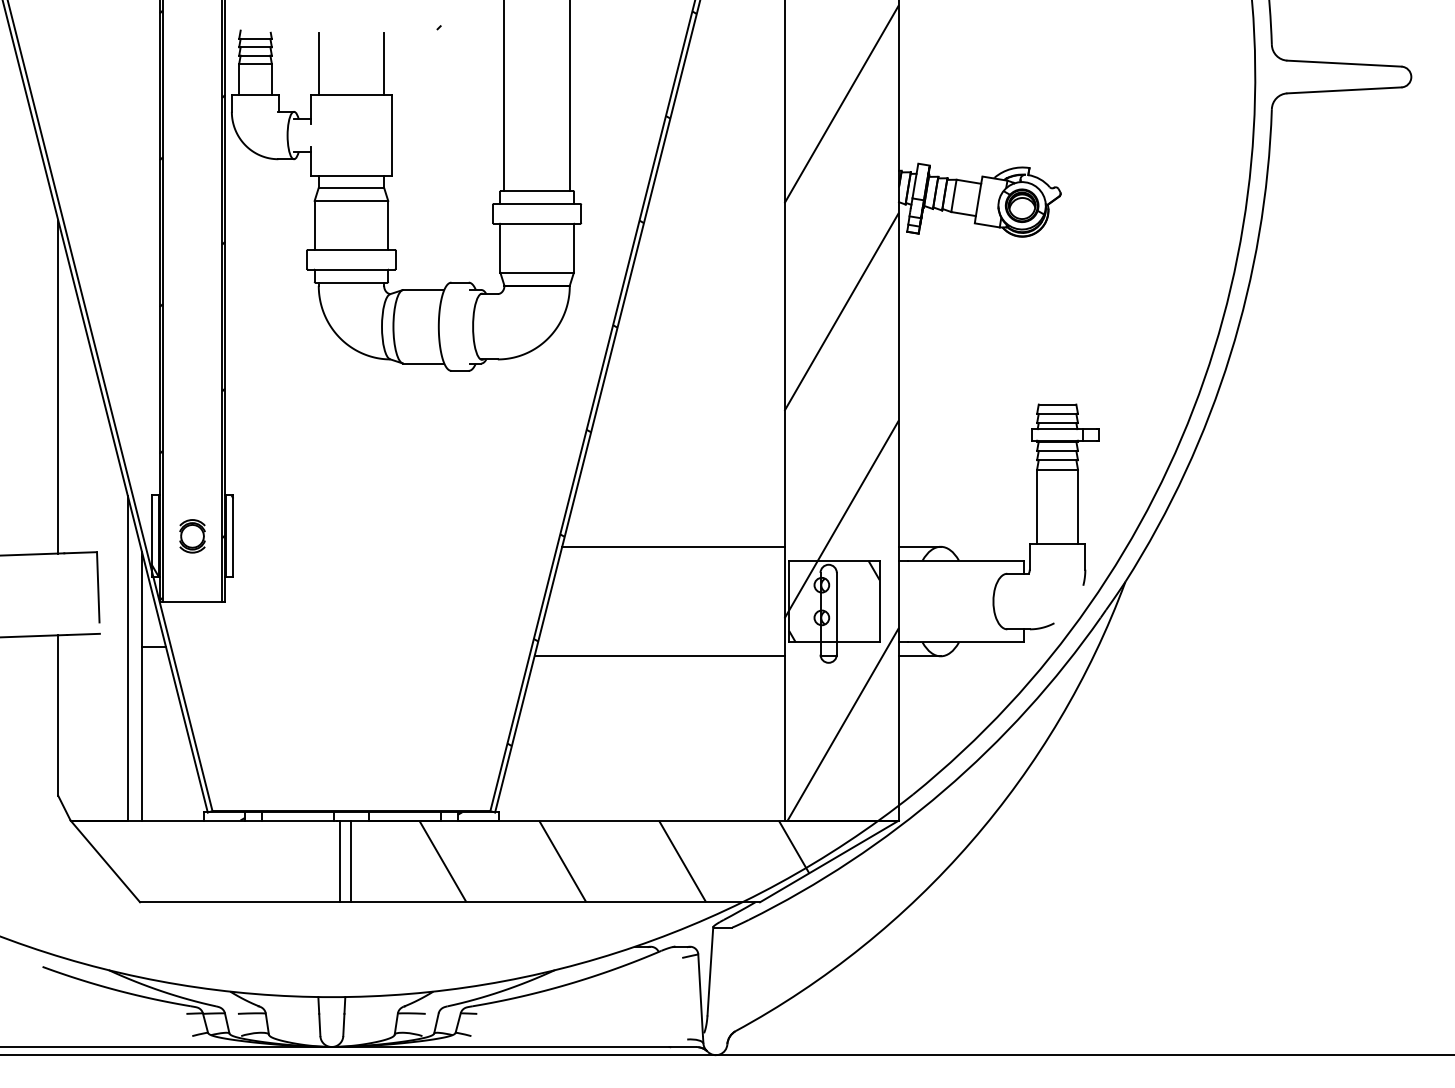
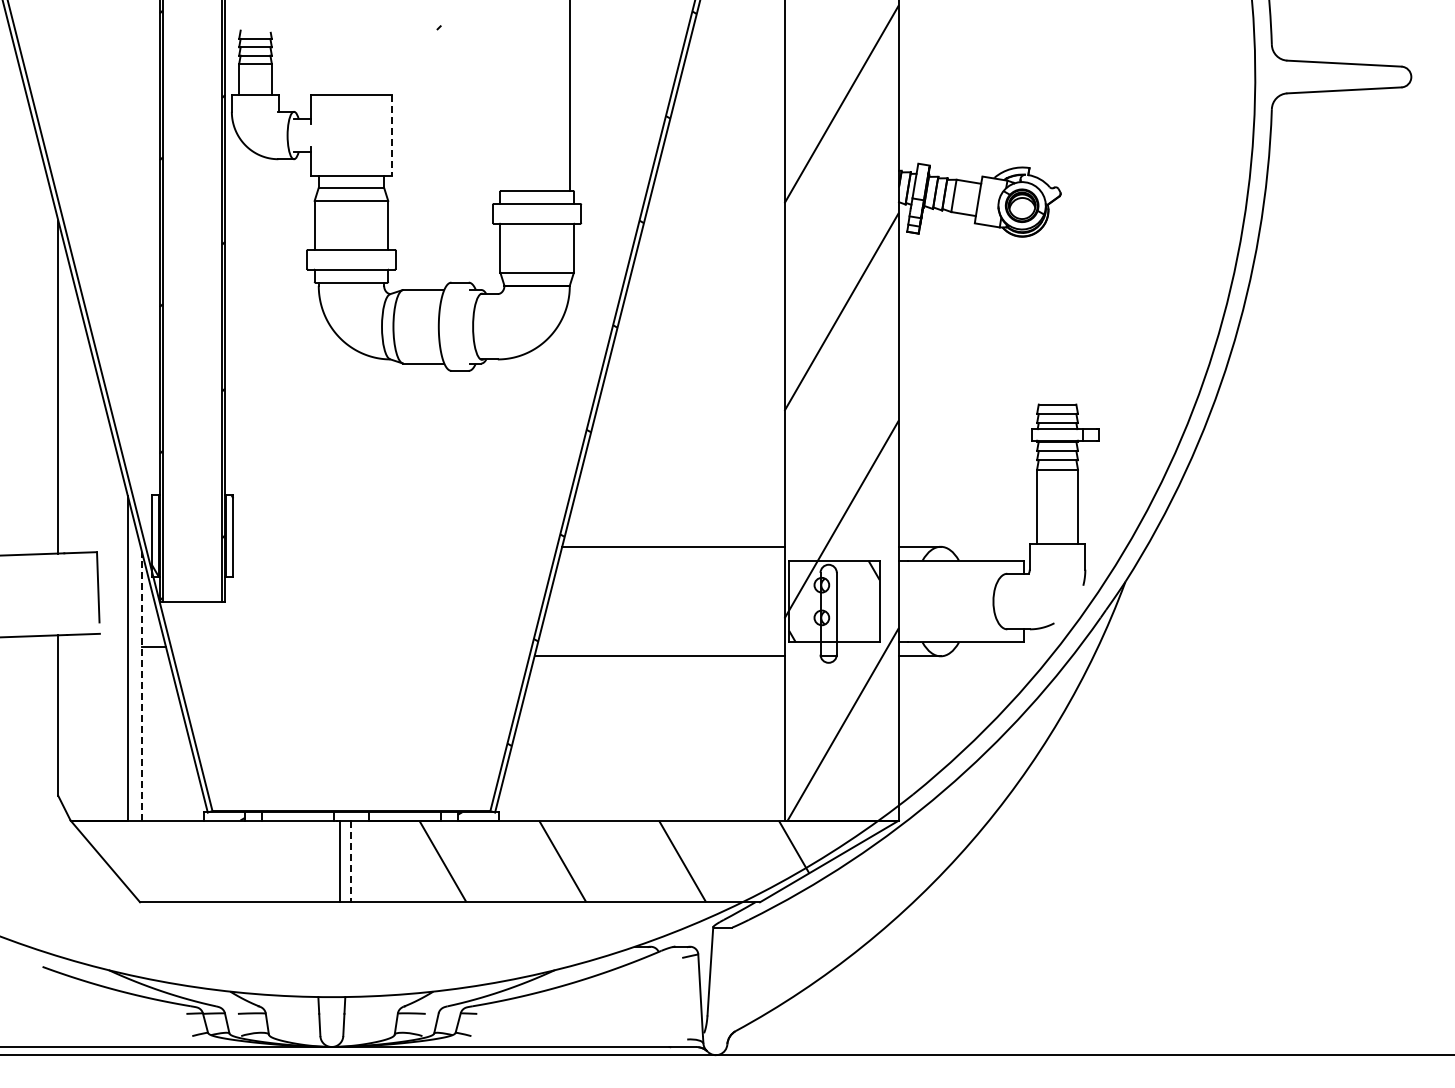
line: present -> none (318, 63)
line: present -> none (384, 63)
line: present -> none (504, 96)
line: solid -> dashed (392, 135)
part: present -> none (192, 536)
line: solid -> dashed (141, 685)
line: solid -> dashed (351, 861)
